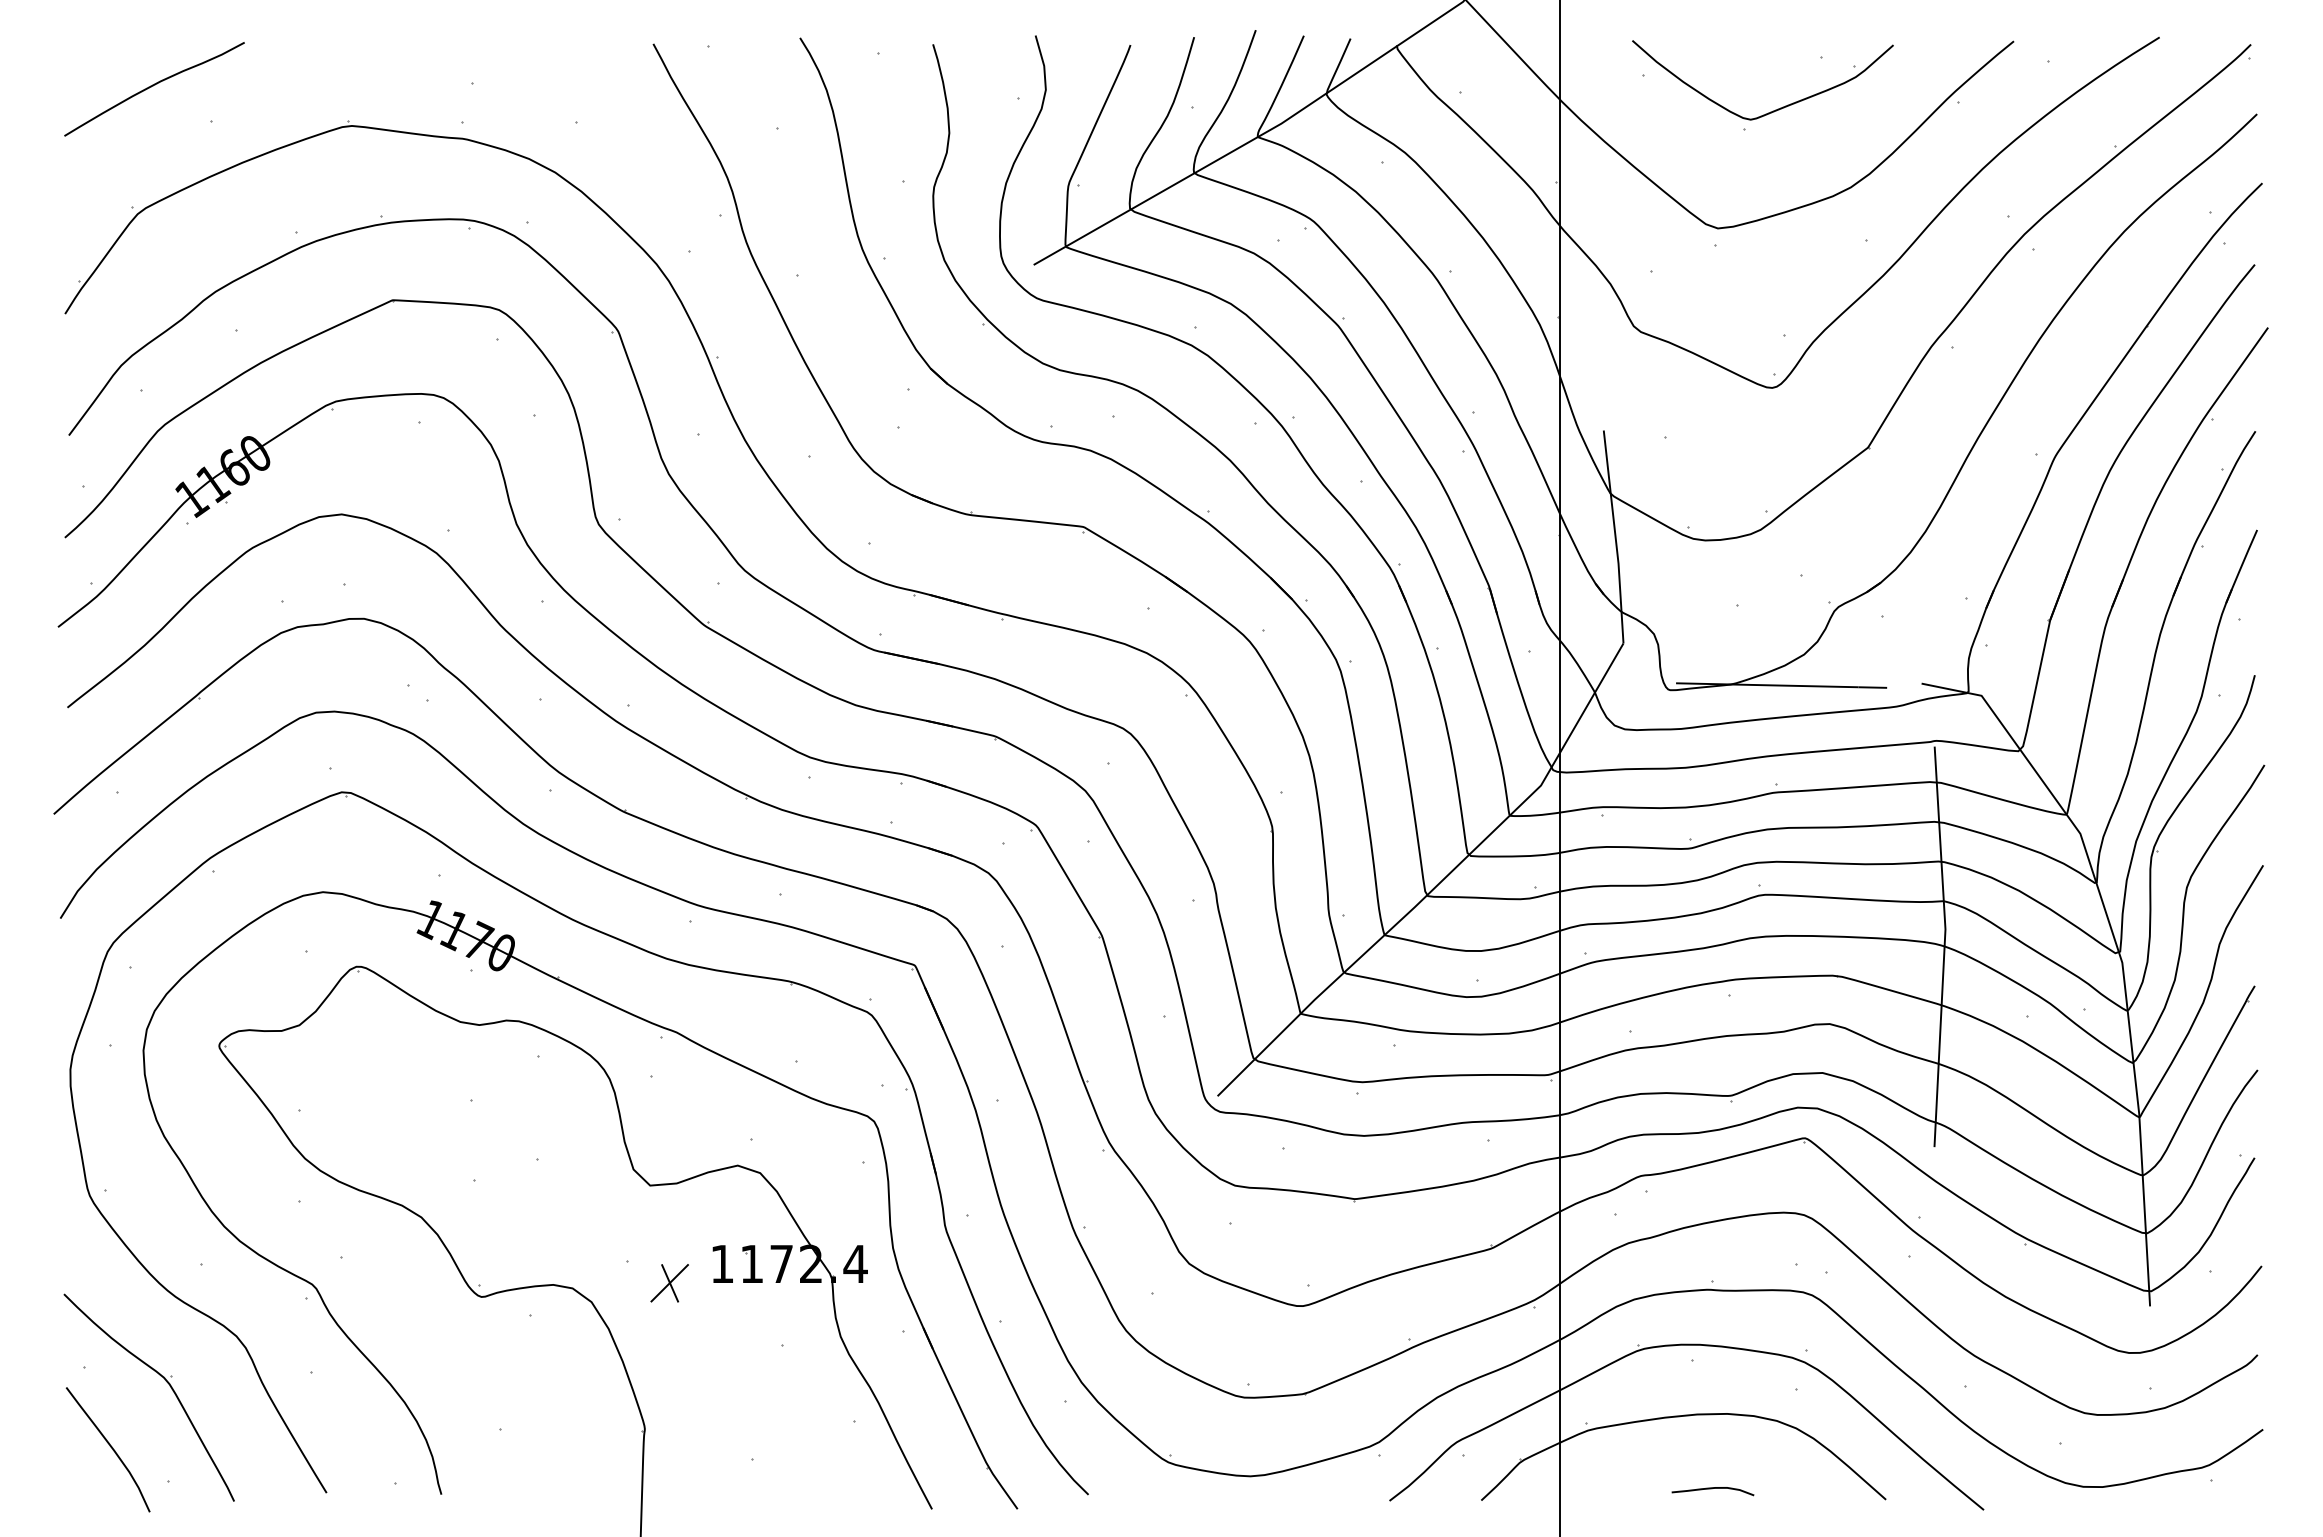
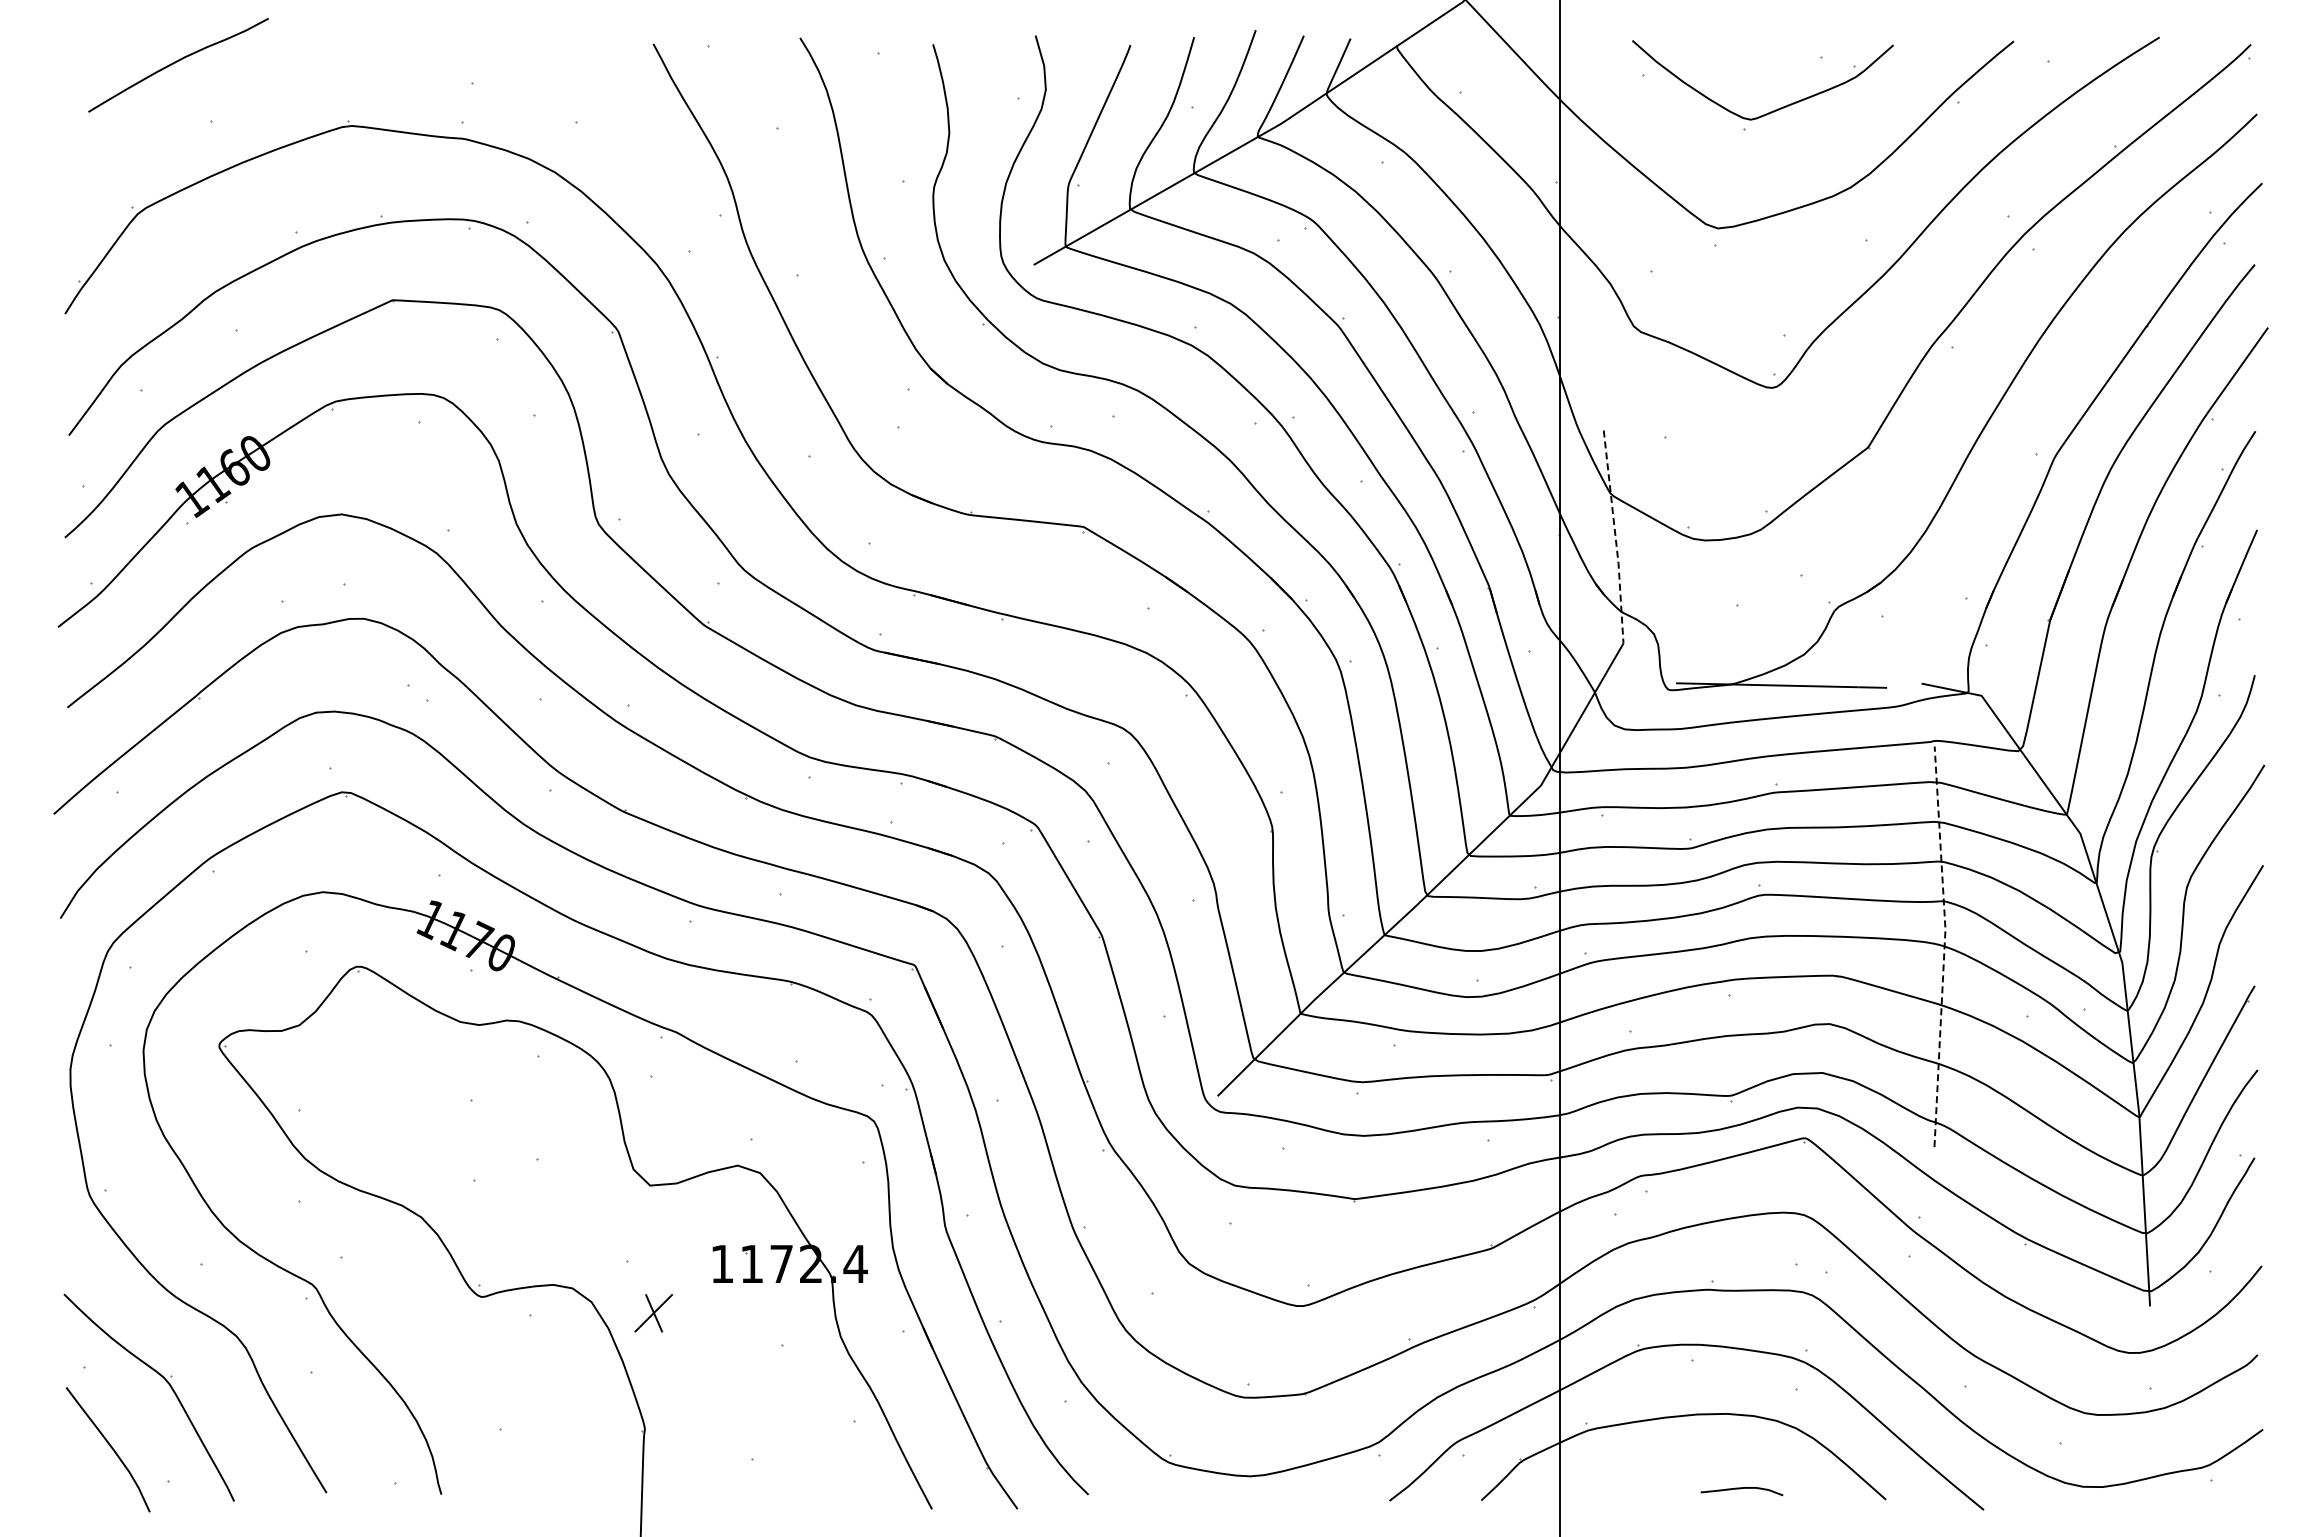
curve position: (153, 86) -> (177, 62) (177, 62)
line: solid -> dashed (1615, 537)
line: solid -> dashed (1944, 945)
part position: (669, 1283) -> (653, 1313) (653, 1313)
curve position: (1712, 1489) -> (1741, 1489) (1741, 1489)
